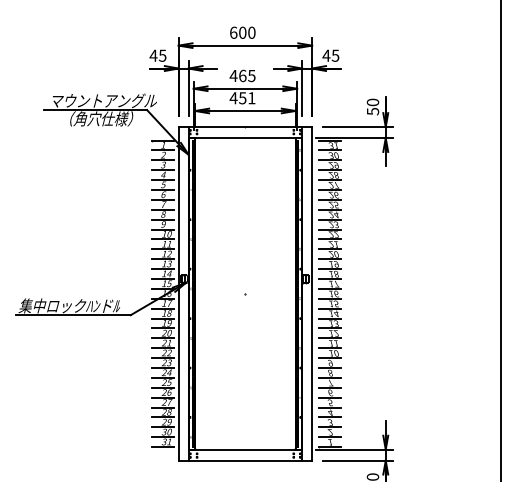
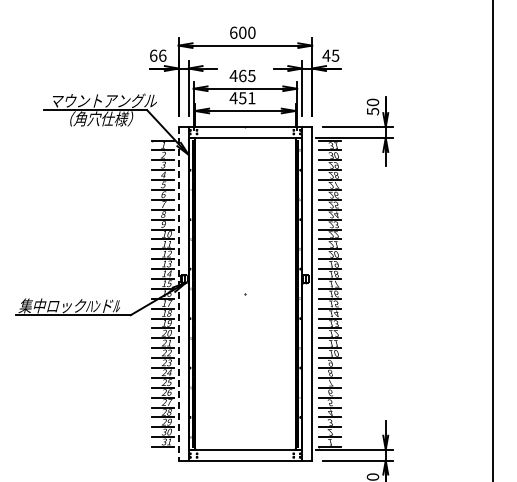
text: 45 -> 66 (157, 55)
line position: (501, 240) -> (493, 240) (493, 240)
line: solid -> dashed (178, 293)
